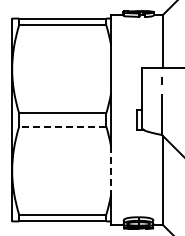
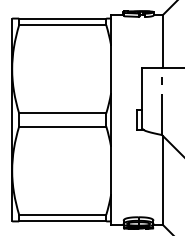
line: dashed -> solid (62, 126)
line: dashed -> solid (110, 170)
